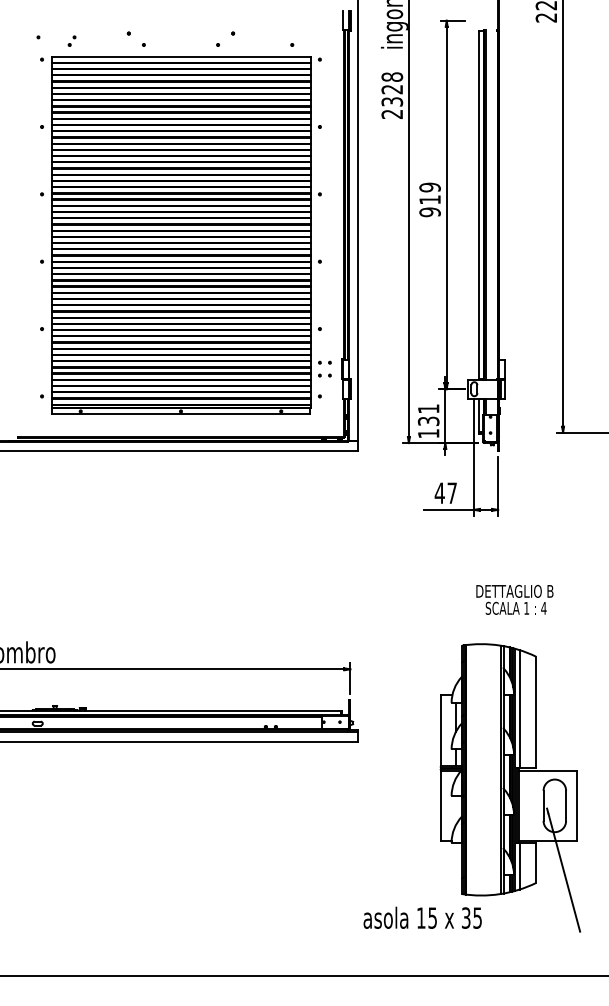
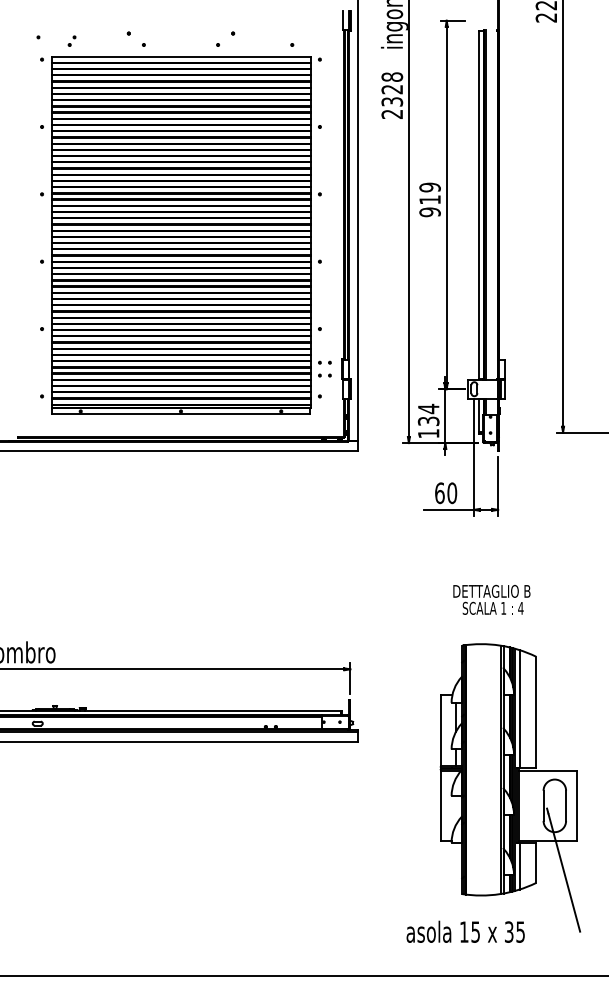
text: 131 -> 134 (428, 408)
text: 47 -> 60 (445, 493)
text position: (514, 599) -> (491, 599) (491, 599)
text position: (422, 917) -> (465, 931) (465, 931)
